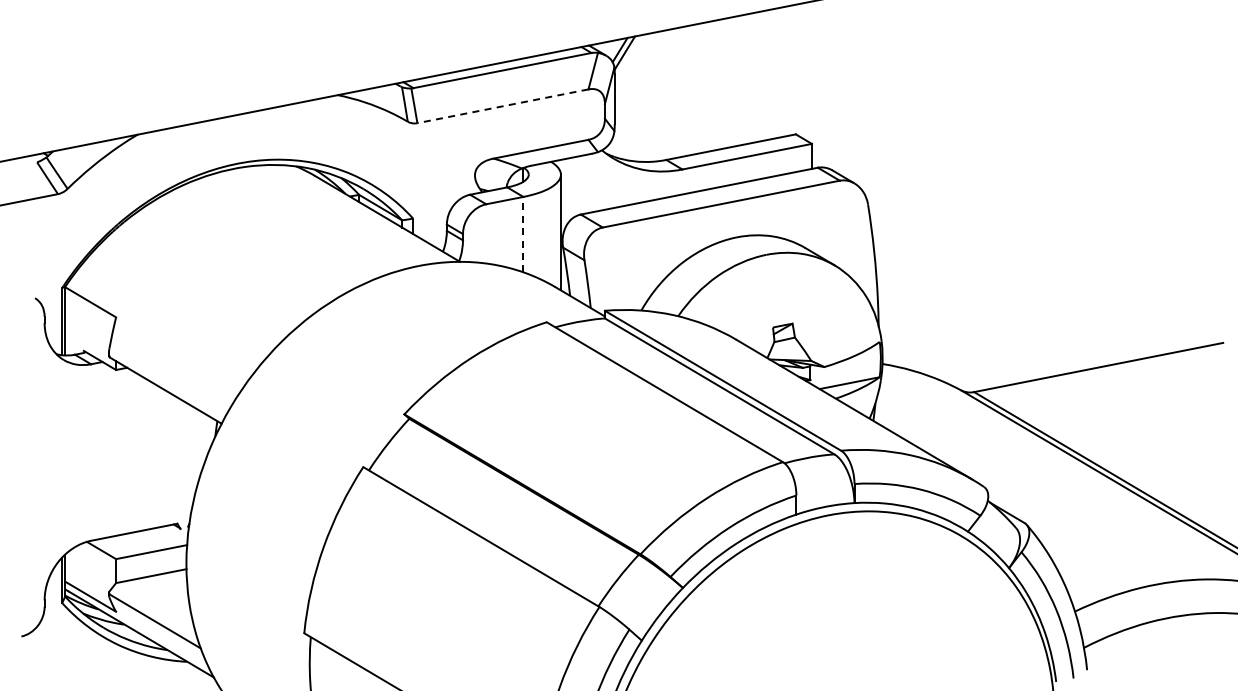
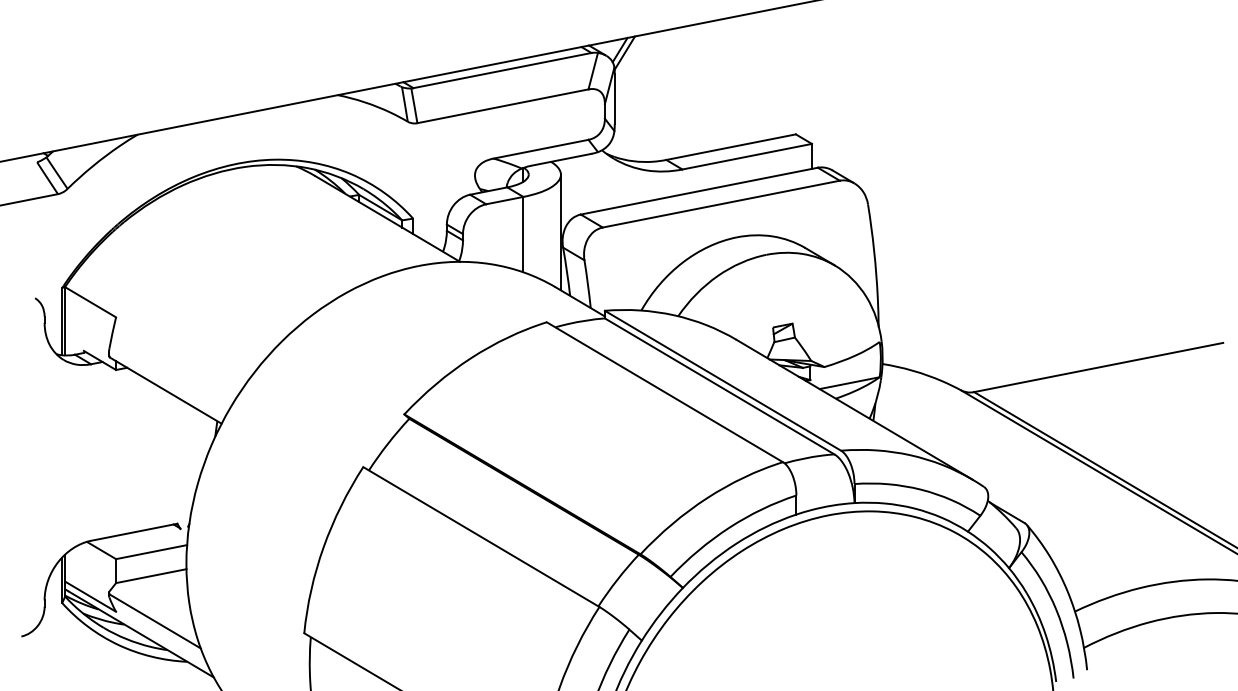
line: dashed -> solid (502, 106)
line: dashed -> solid (523, 234)
